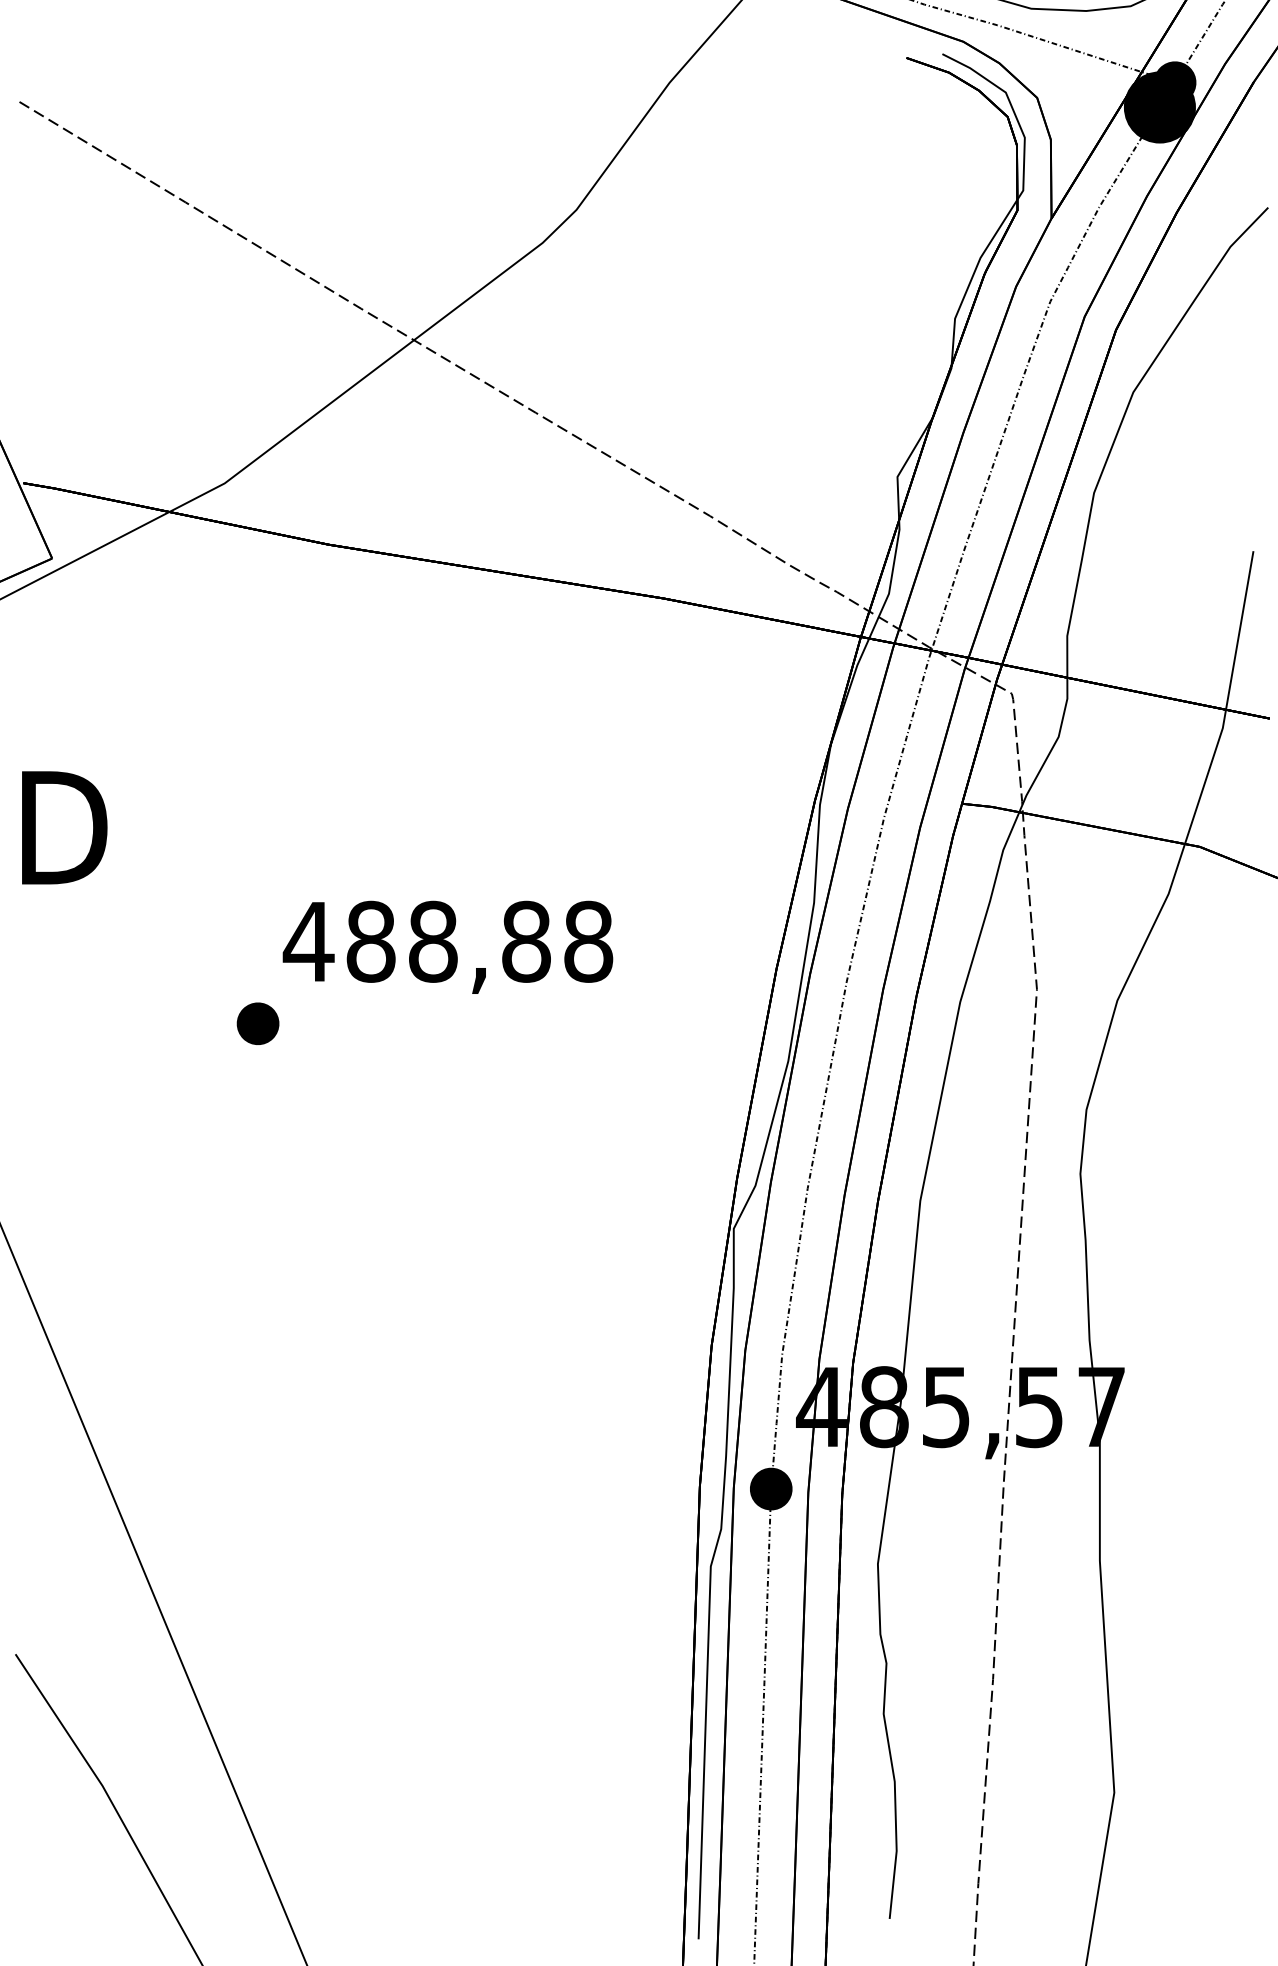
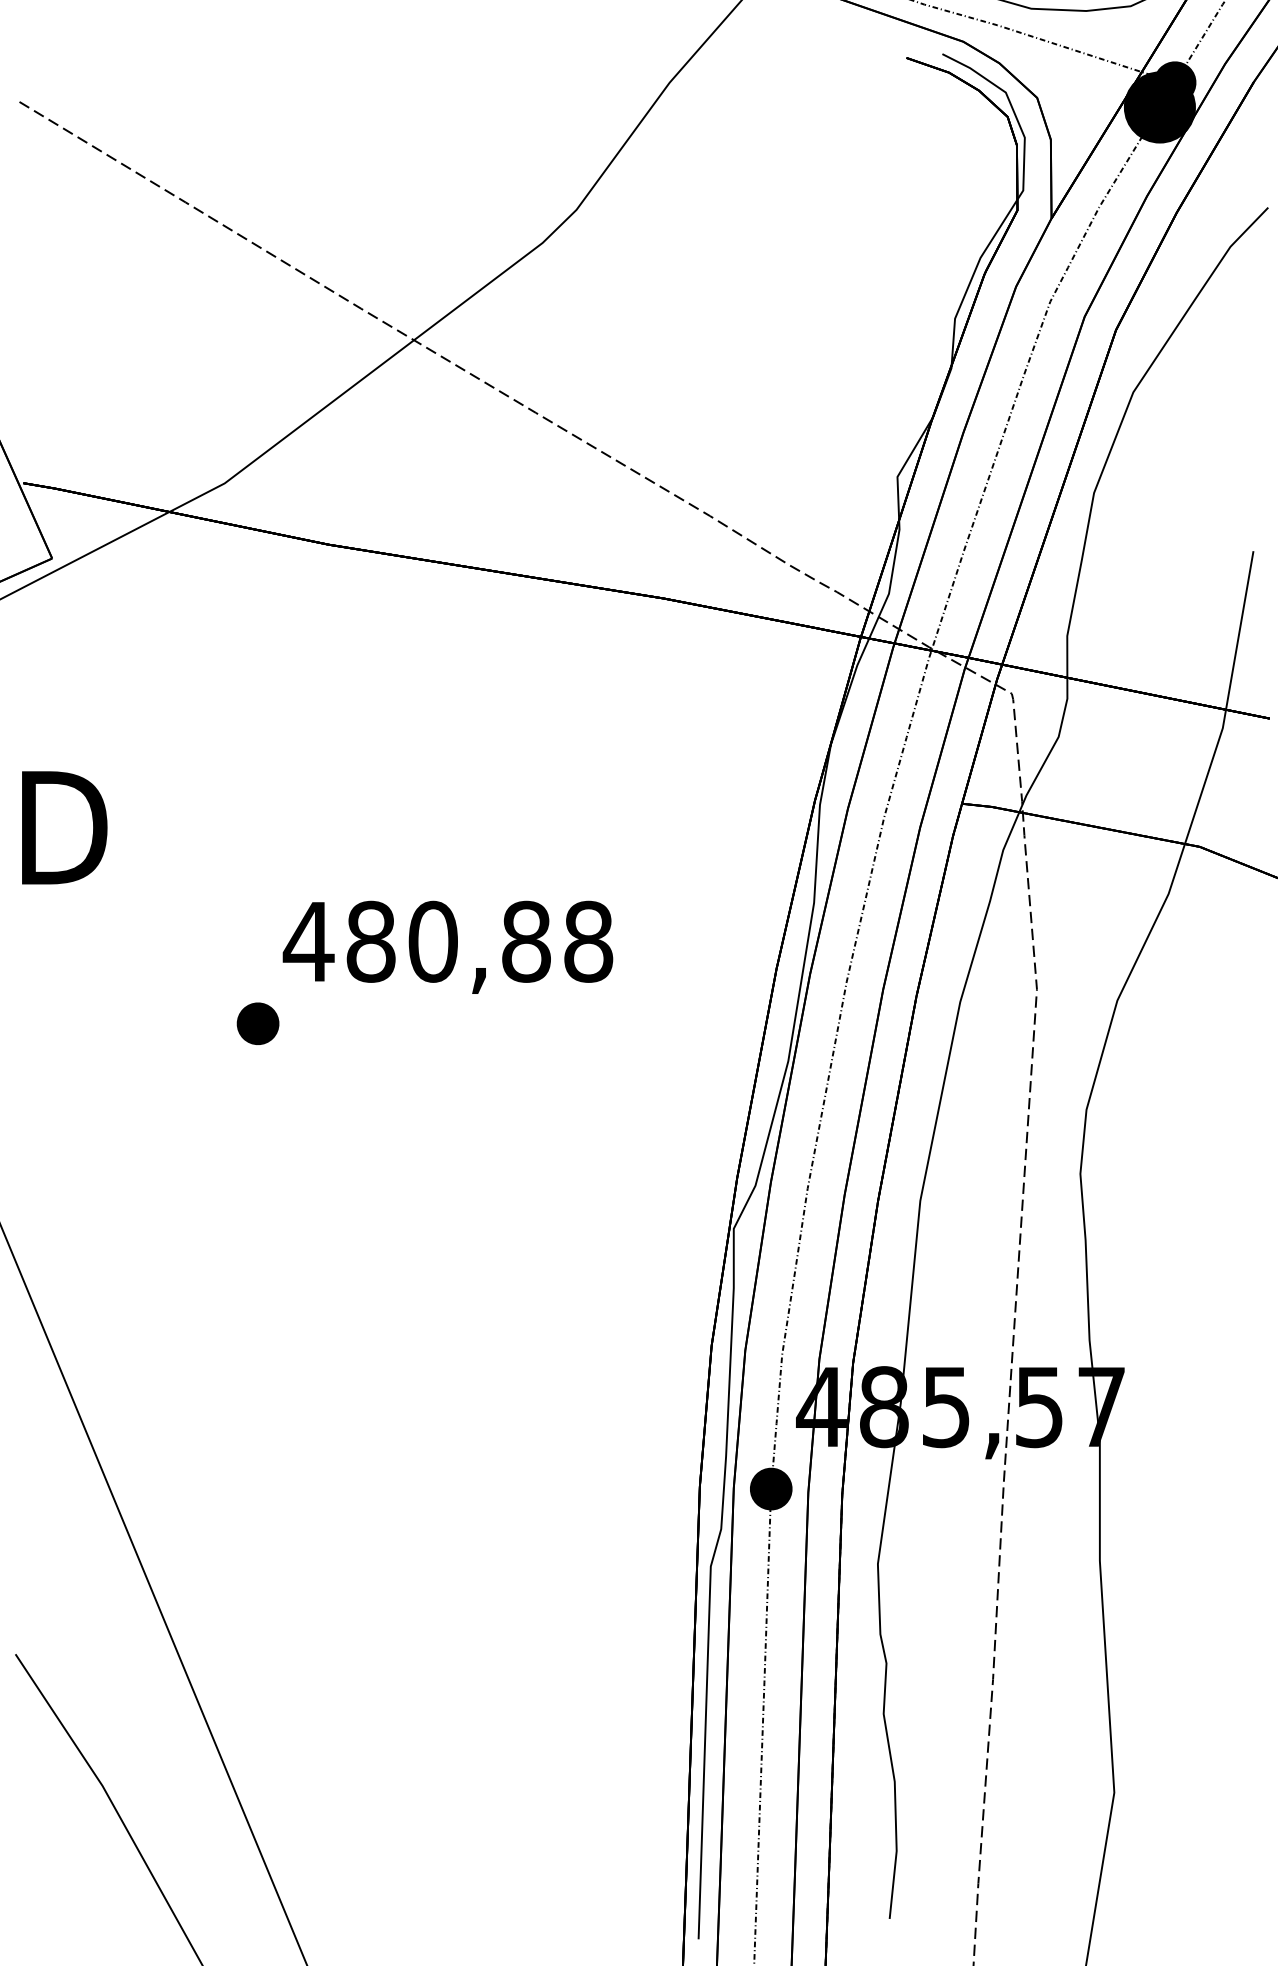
text: 488,88 -> 480,88 (432, 941)
